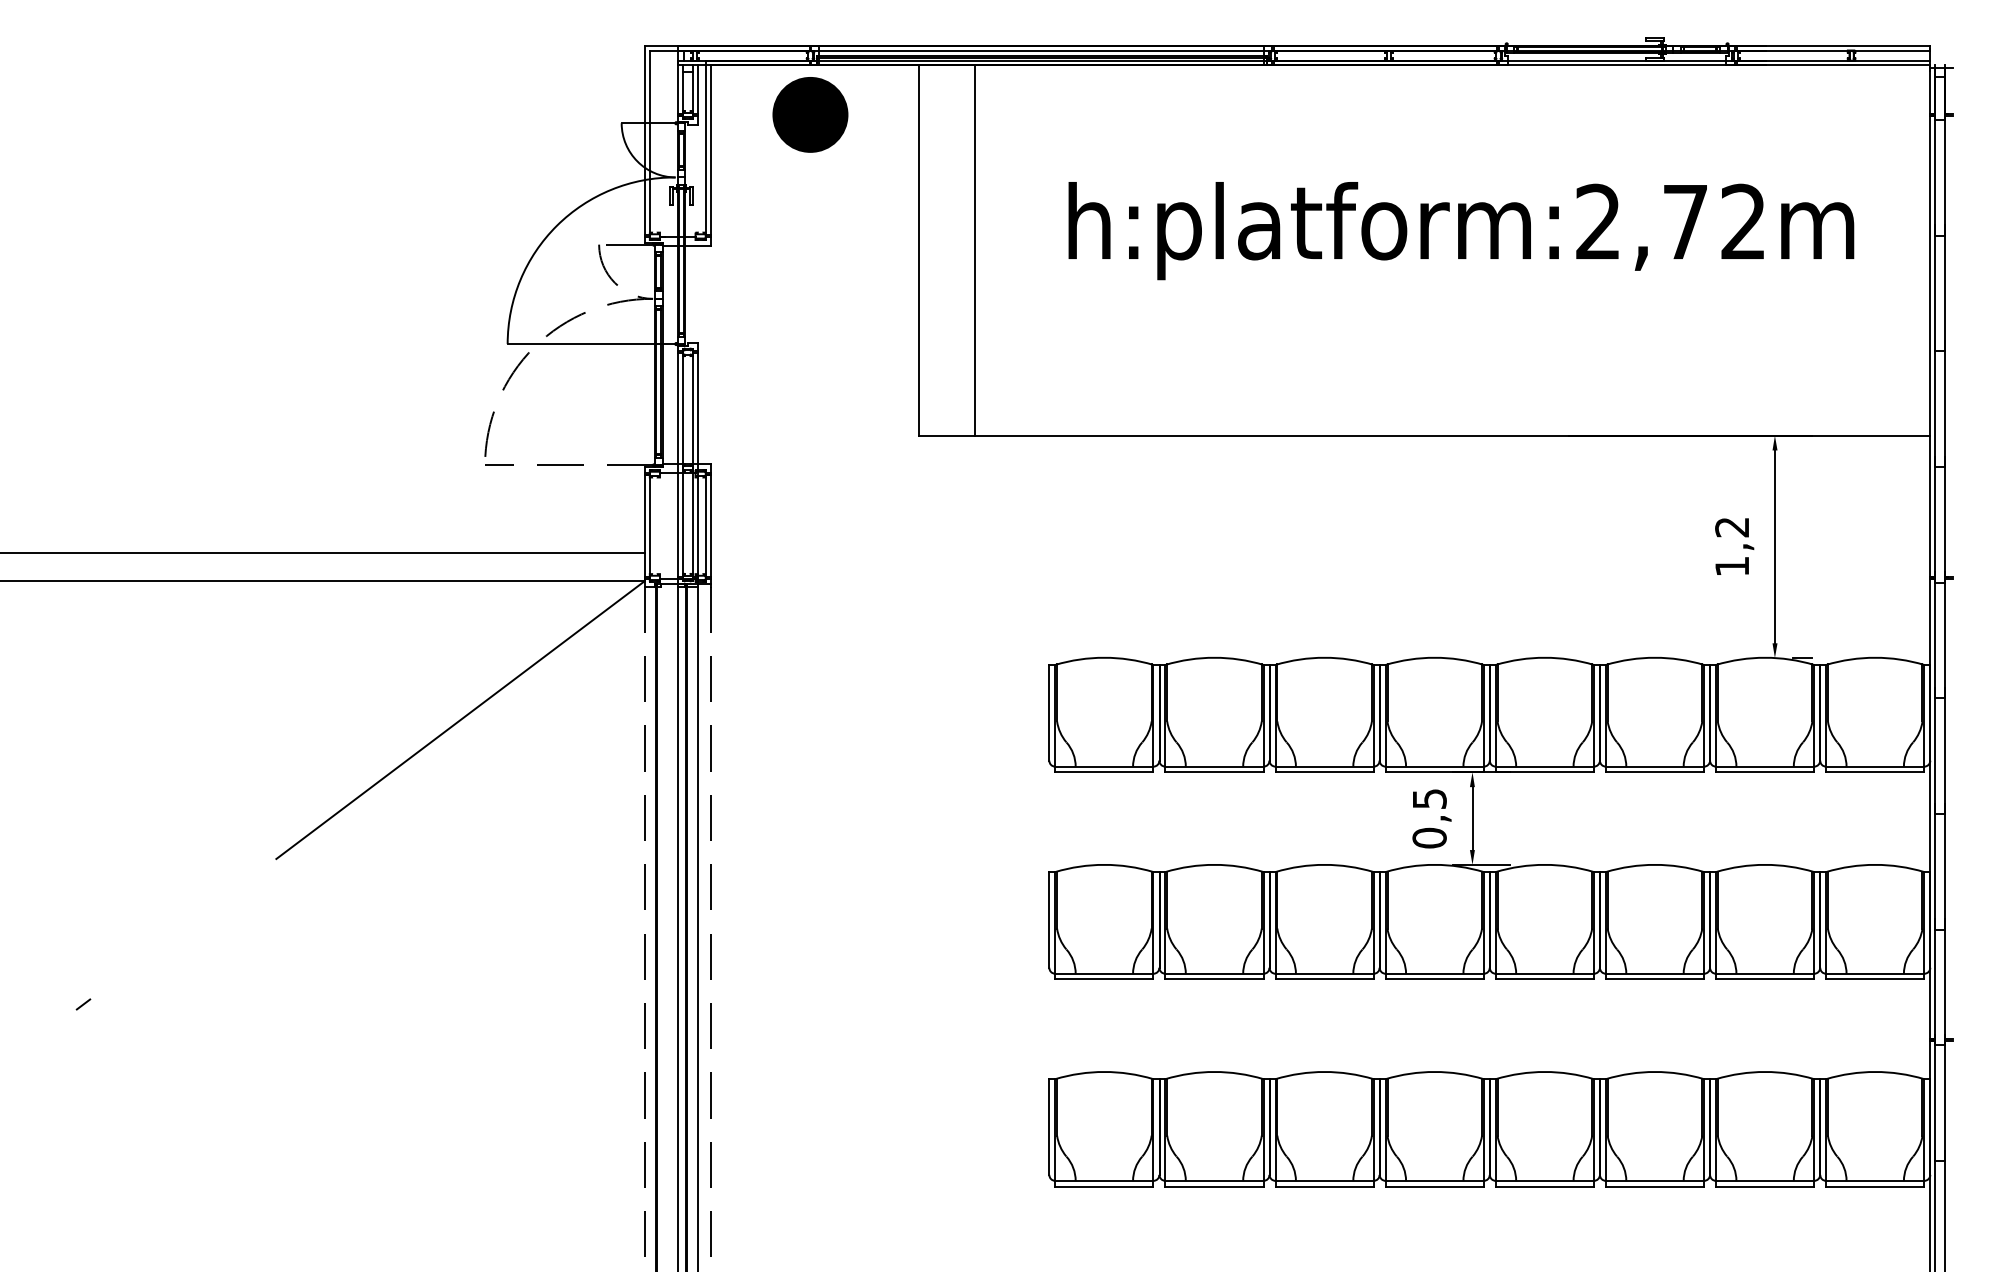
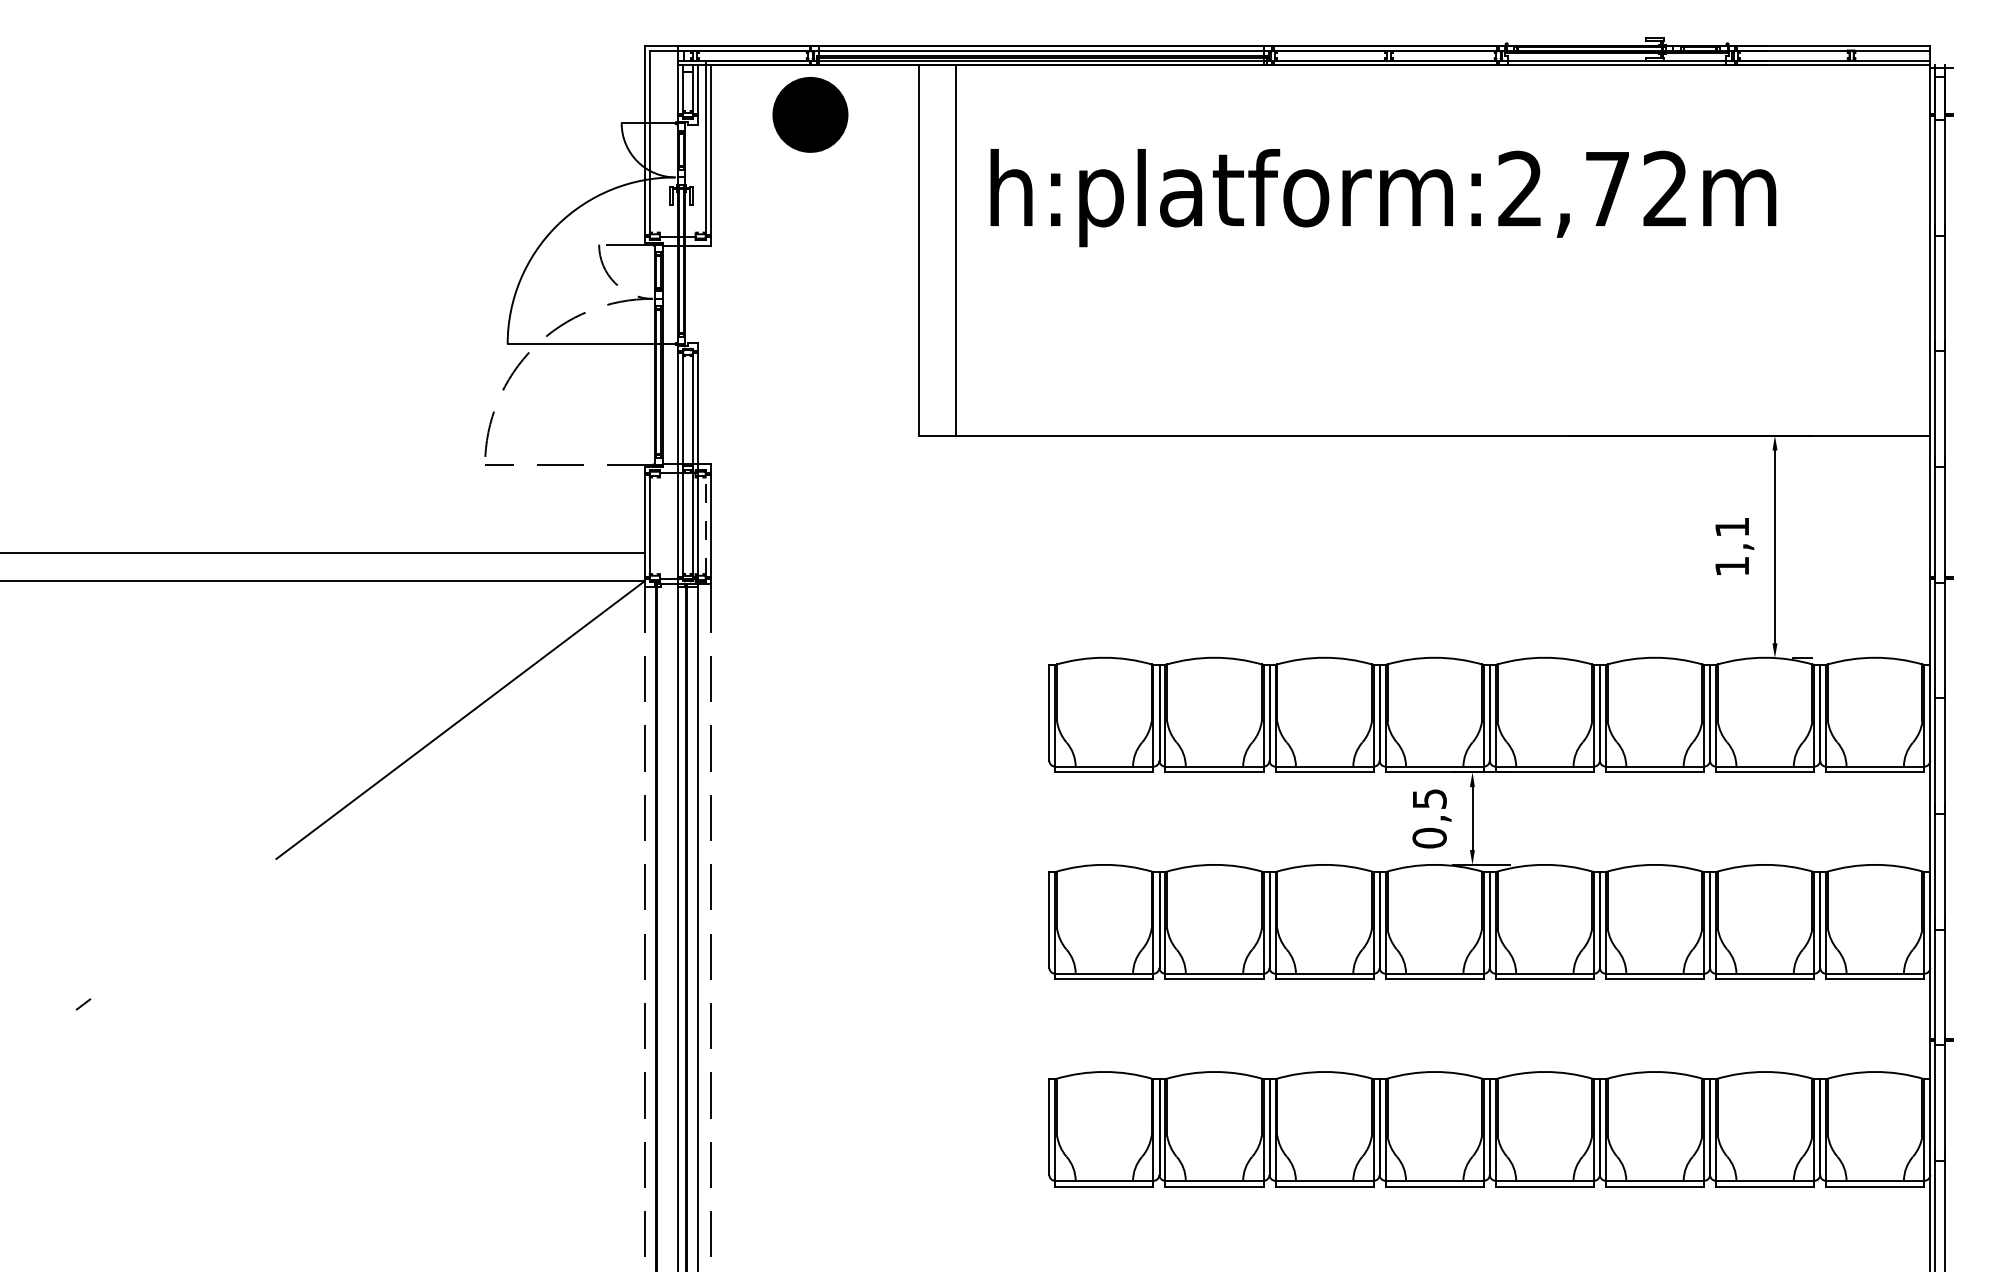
text position: (1461, 231) -> (1383, 198) (1383, 198)
line position: (974, 250) -> (955, 250) (955, 250)
line: solid -> dashed (705, 525)
text: 1,2 -> 1,1 (1731, 527)
